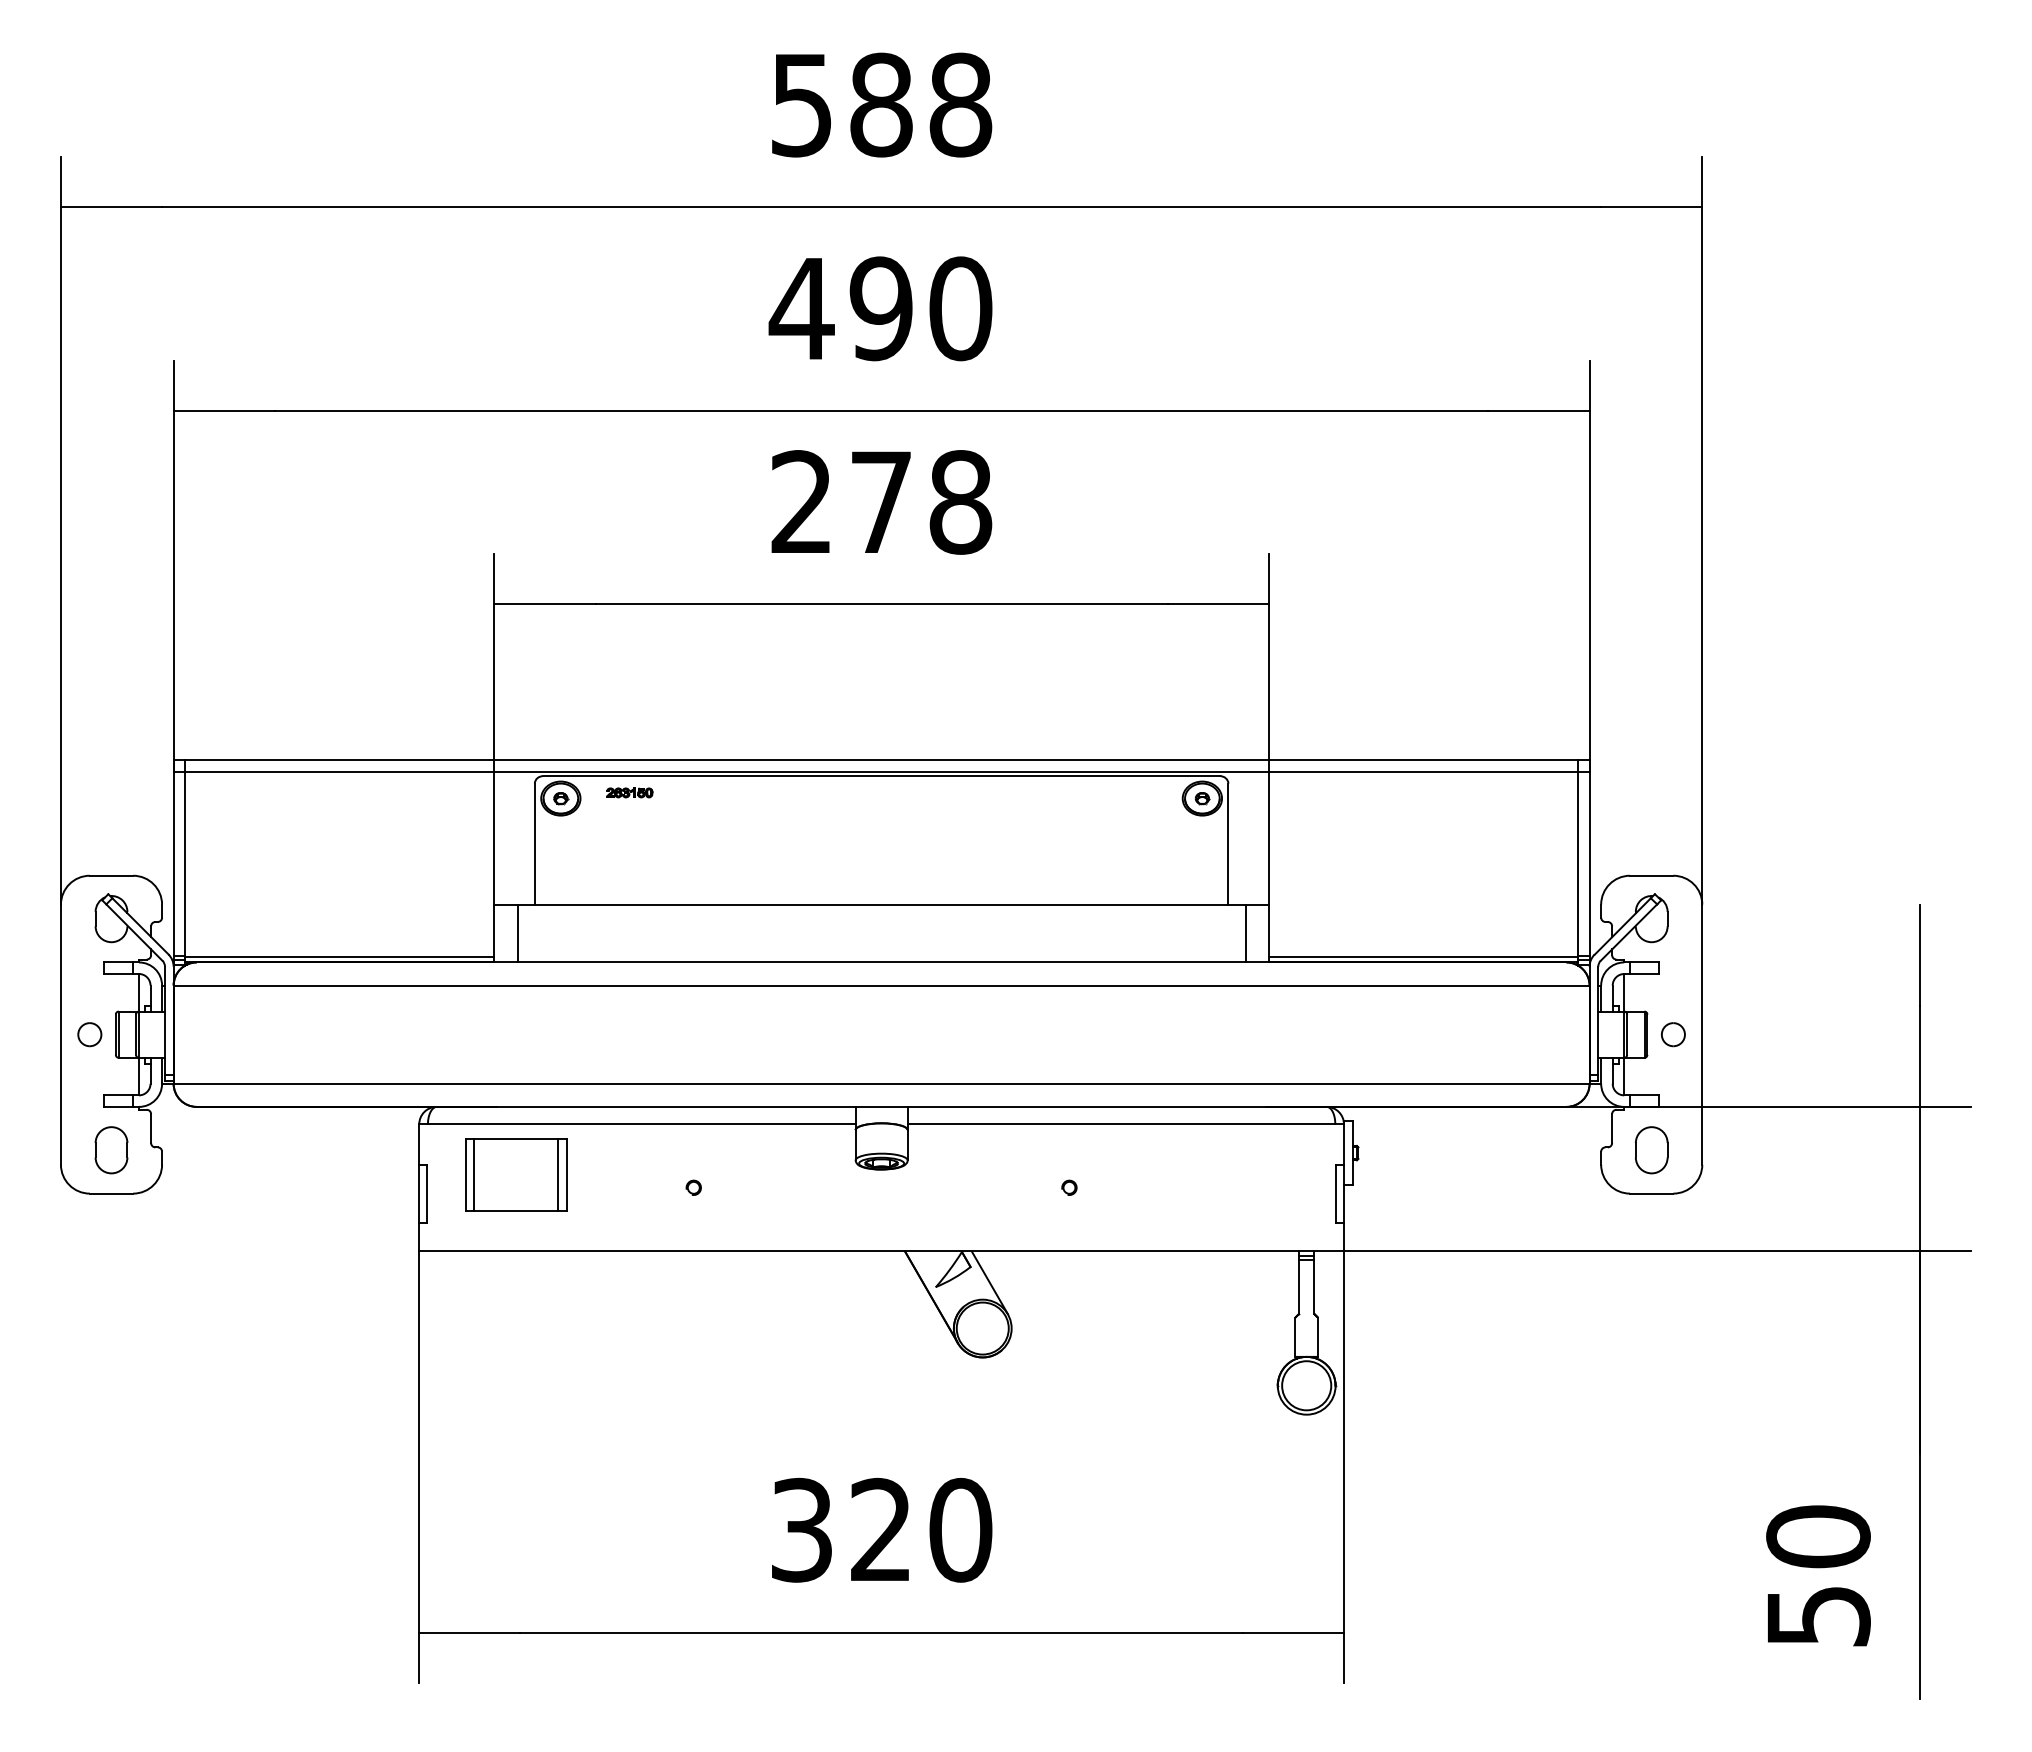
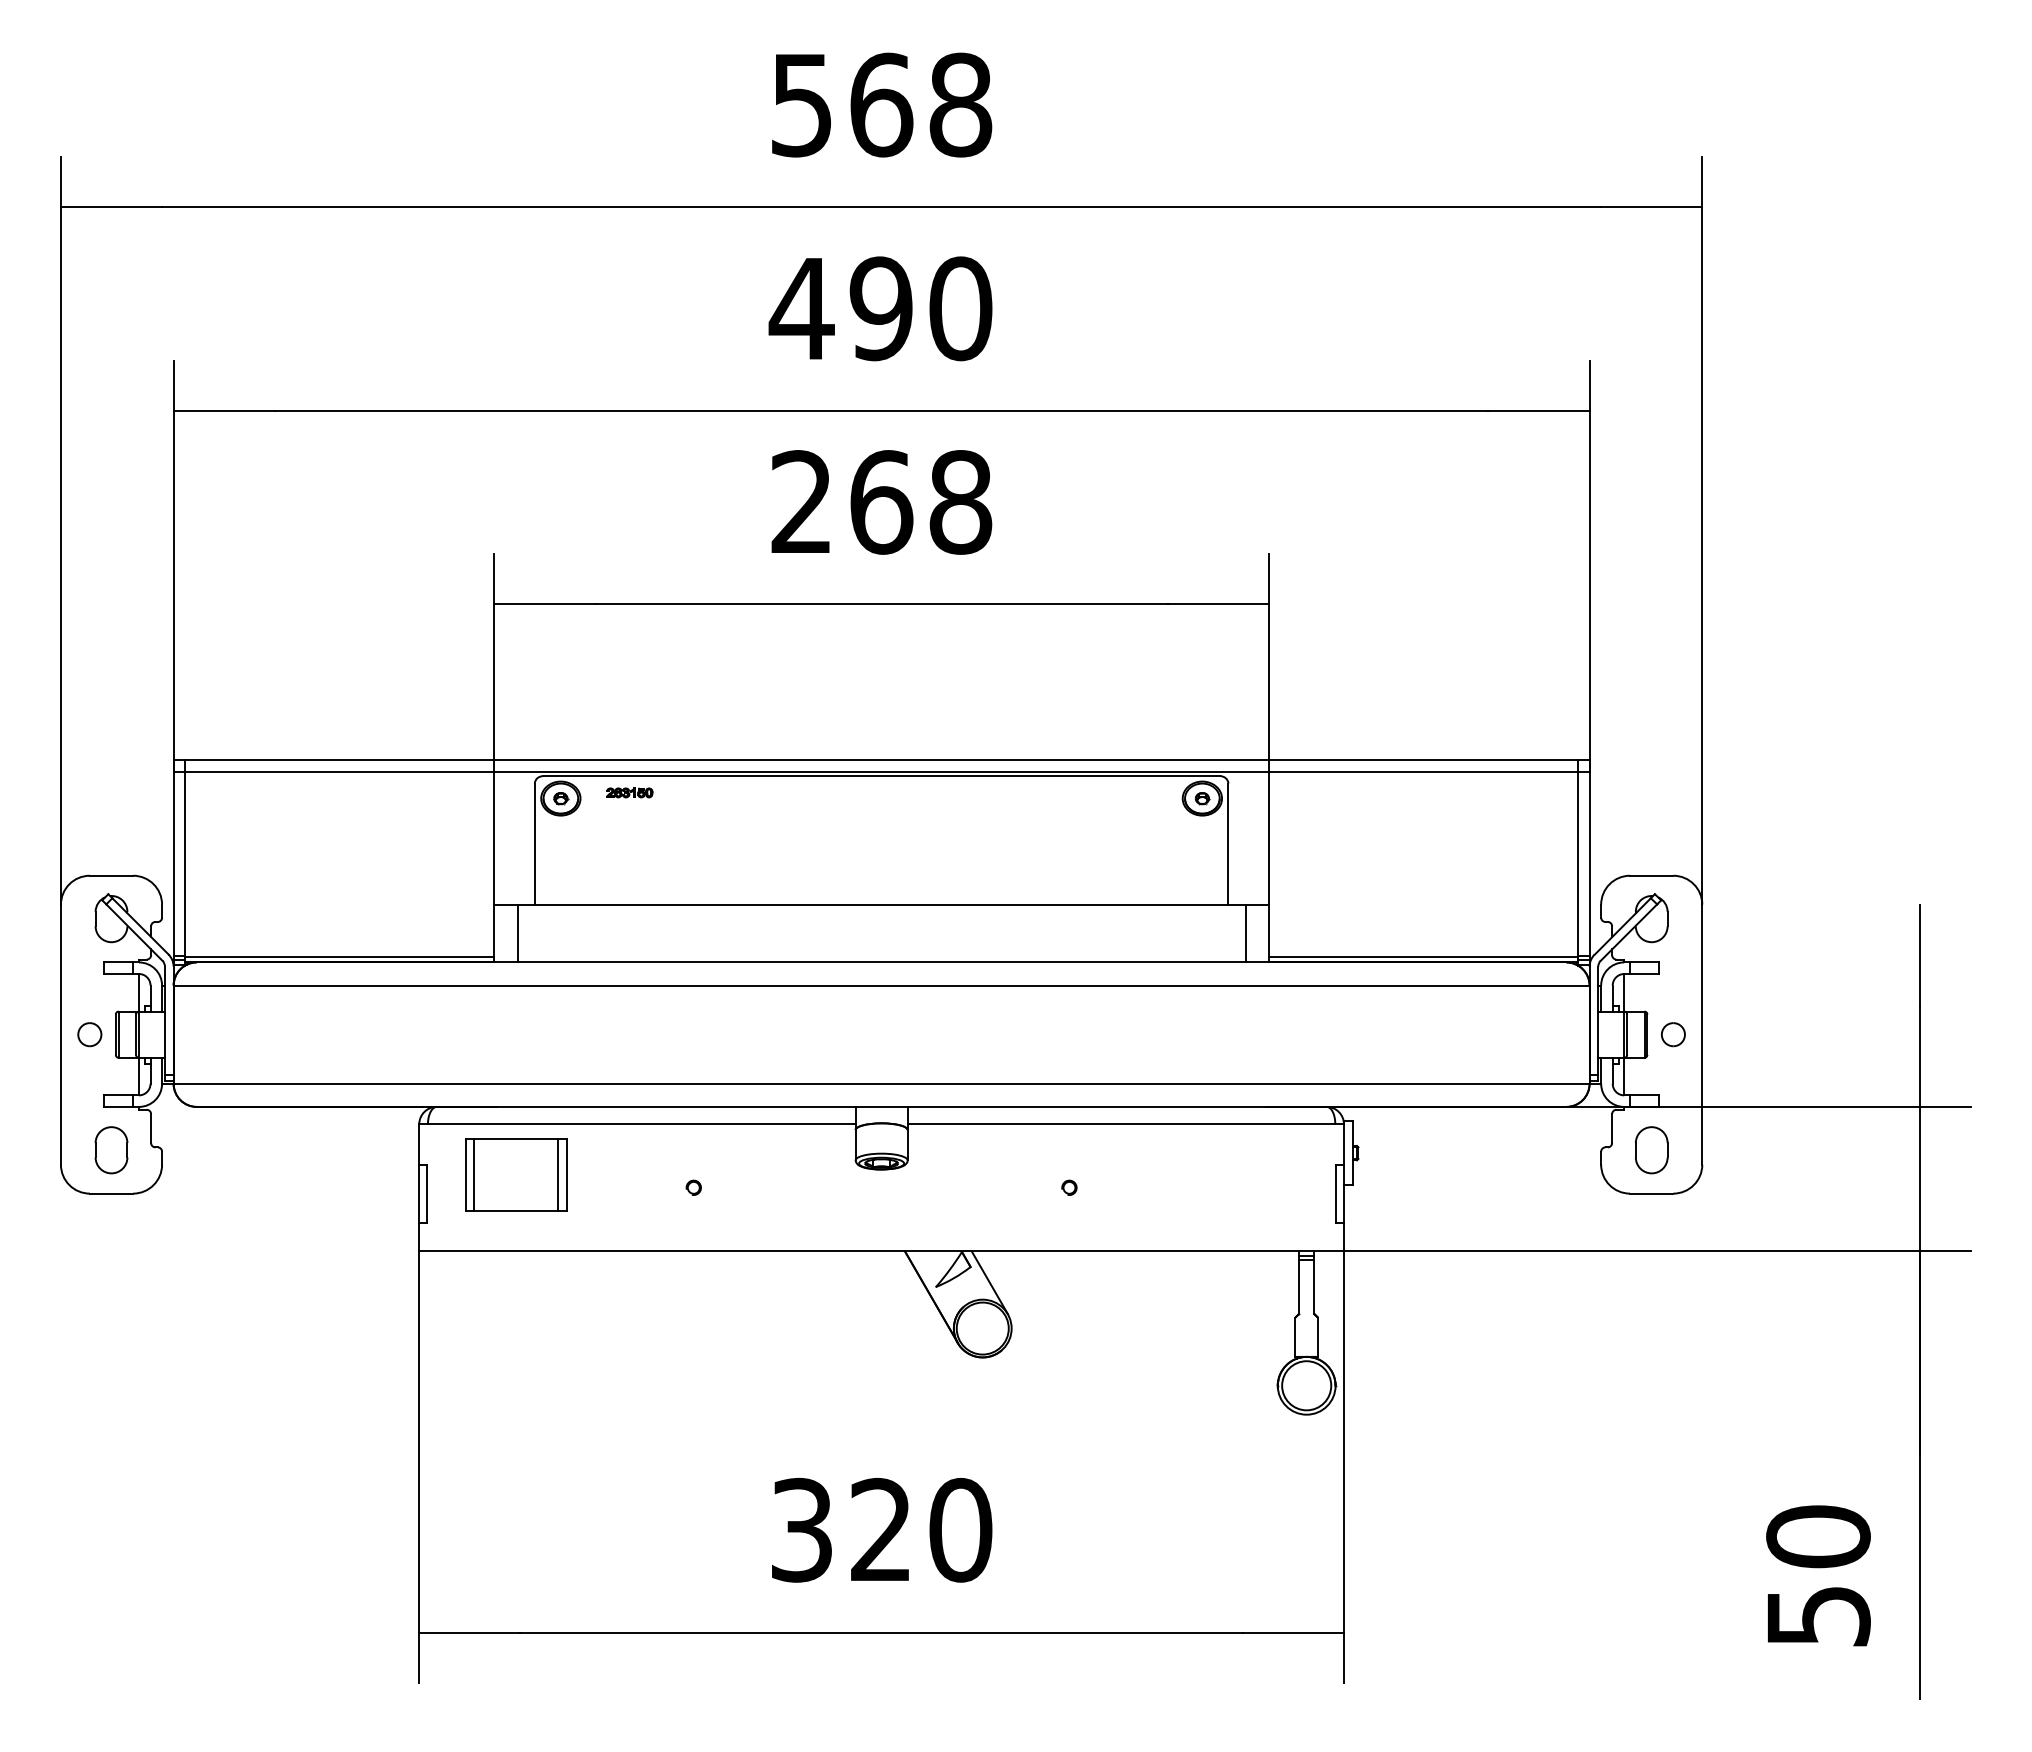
text: 588 -> 568 (881, 104)
text: 278 -> 268 (881, 502)
